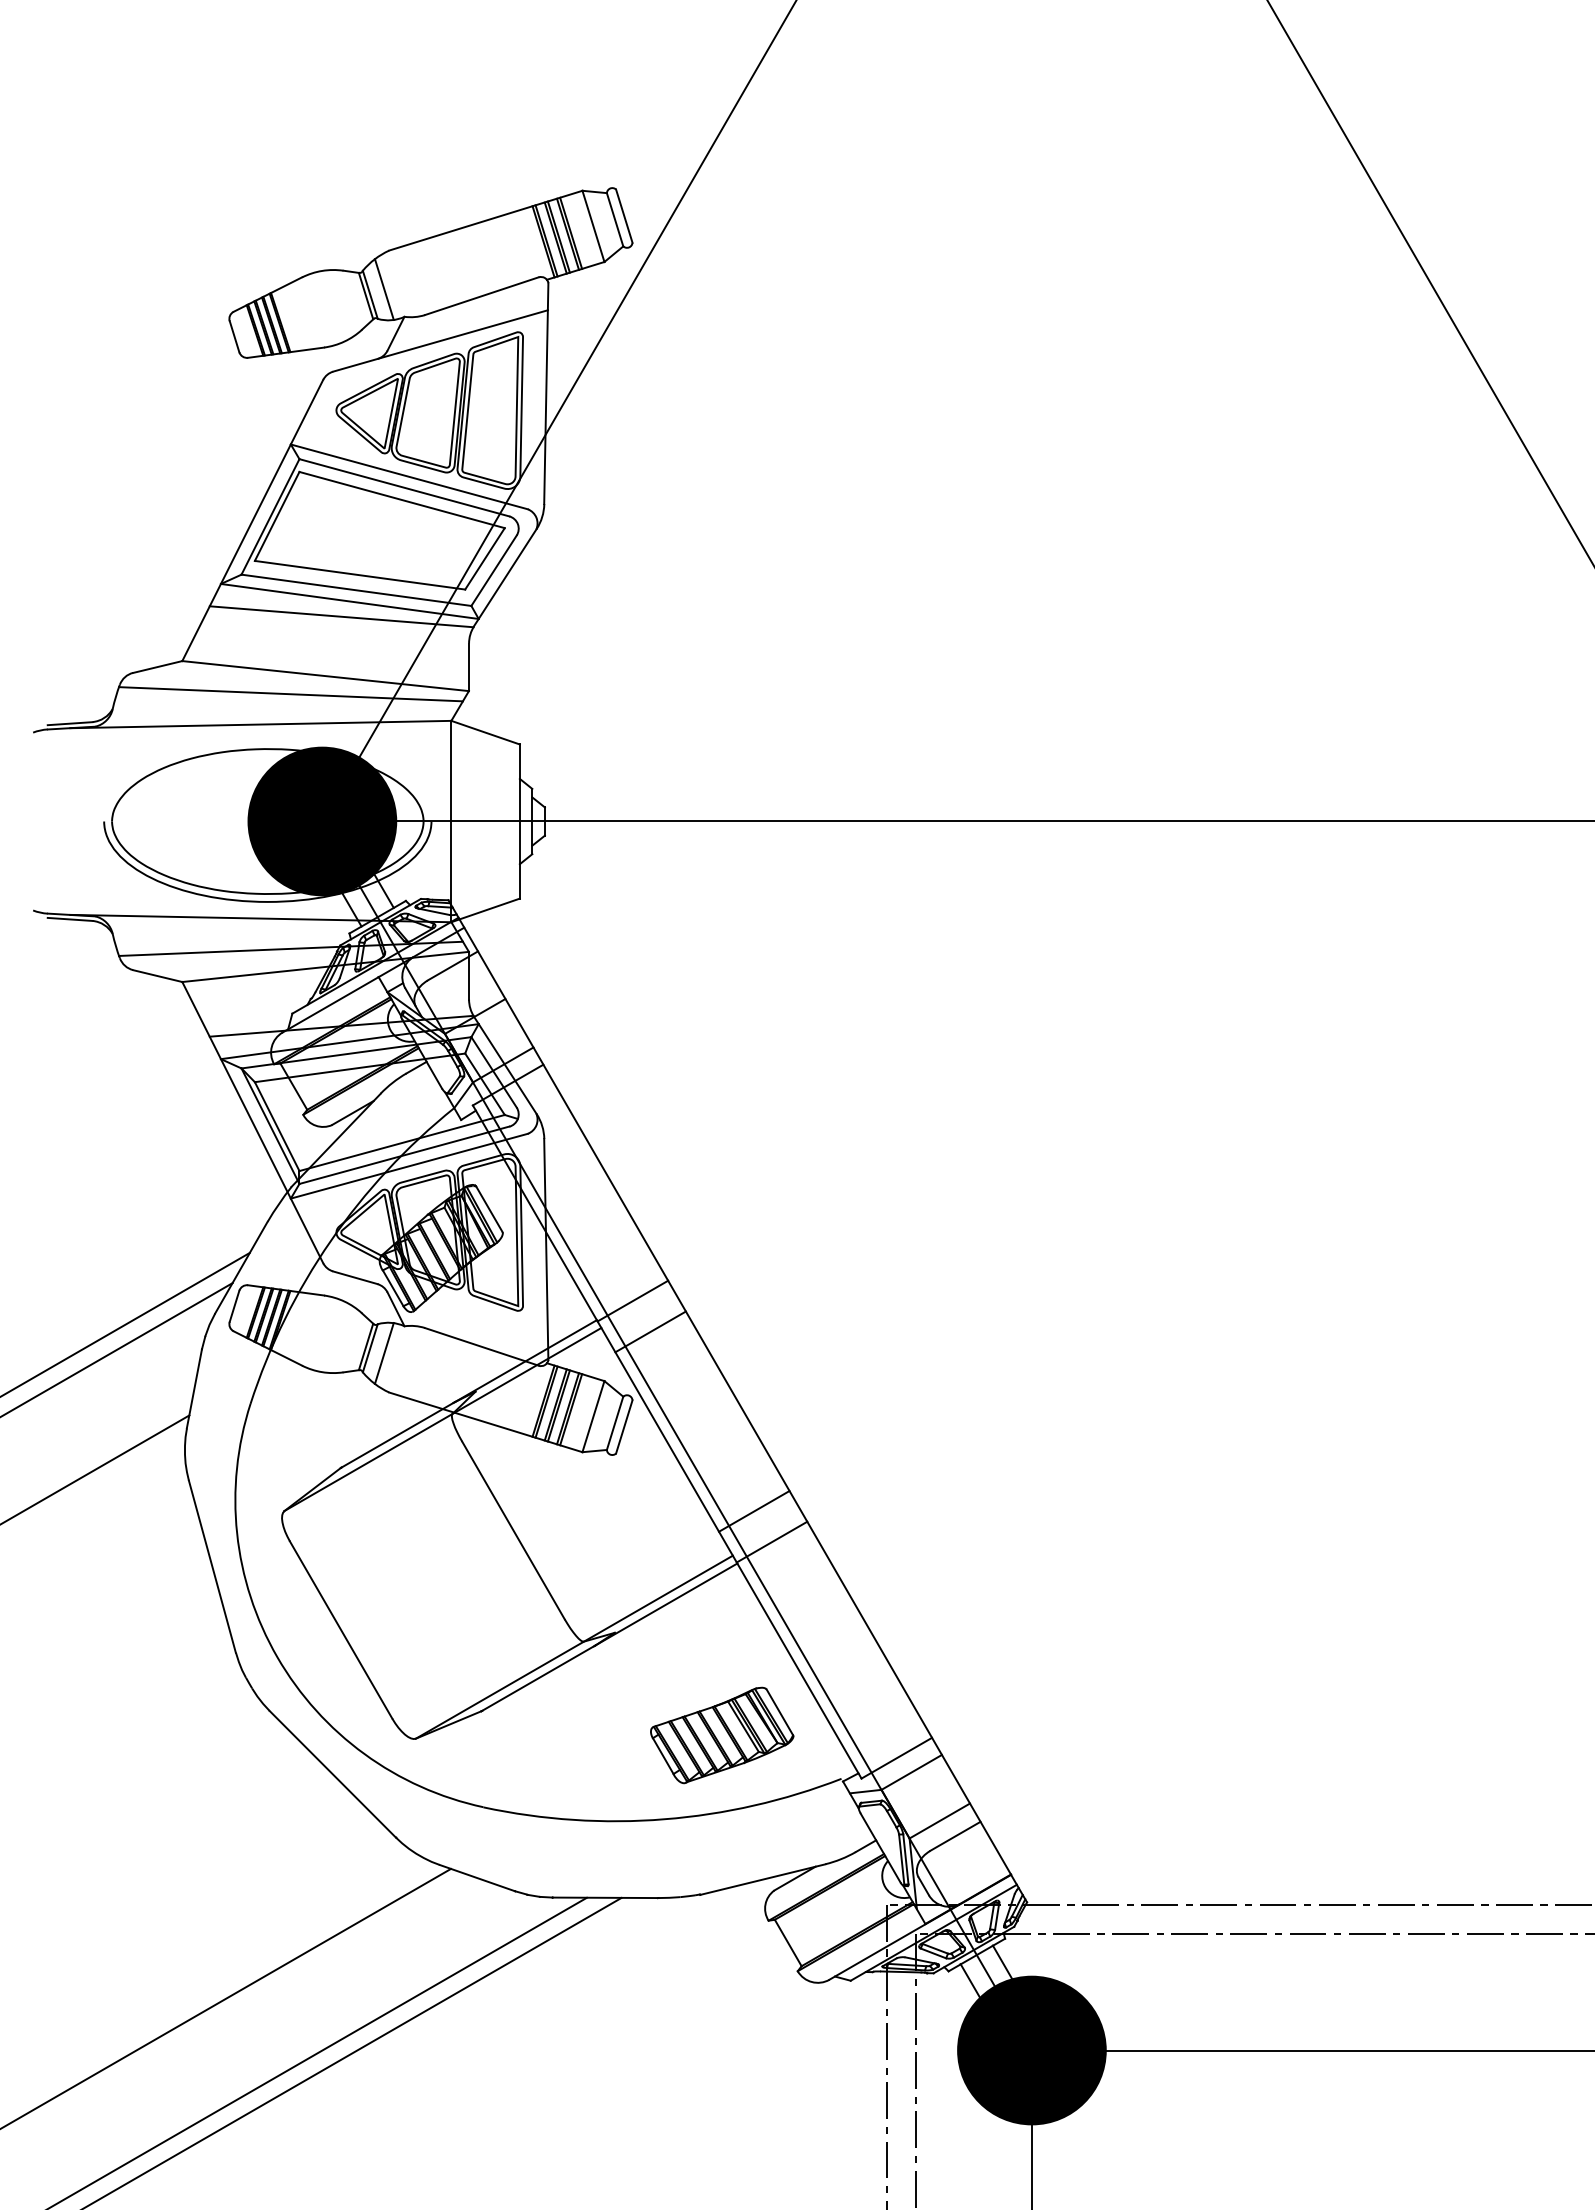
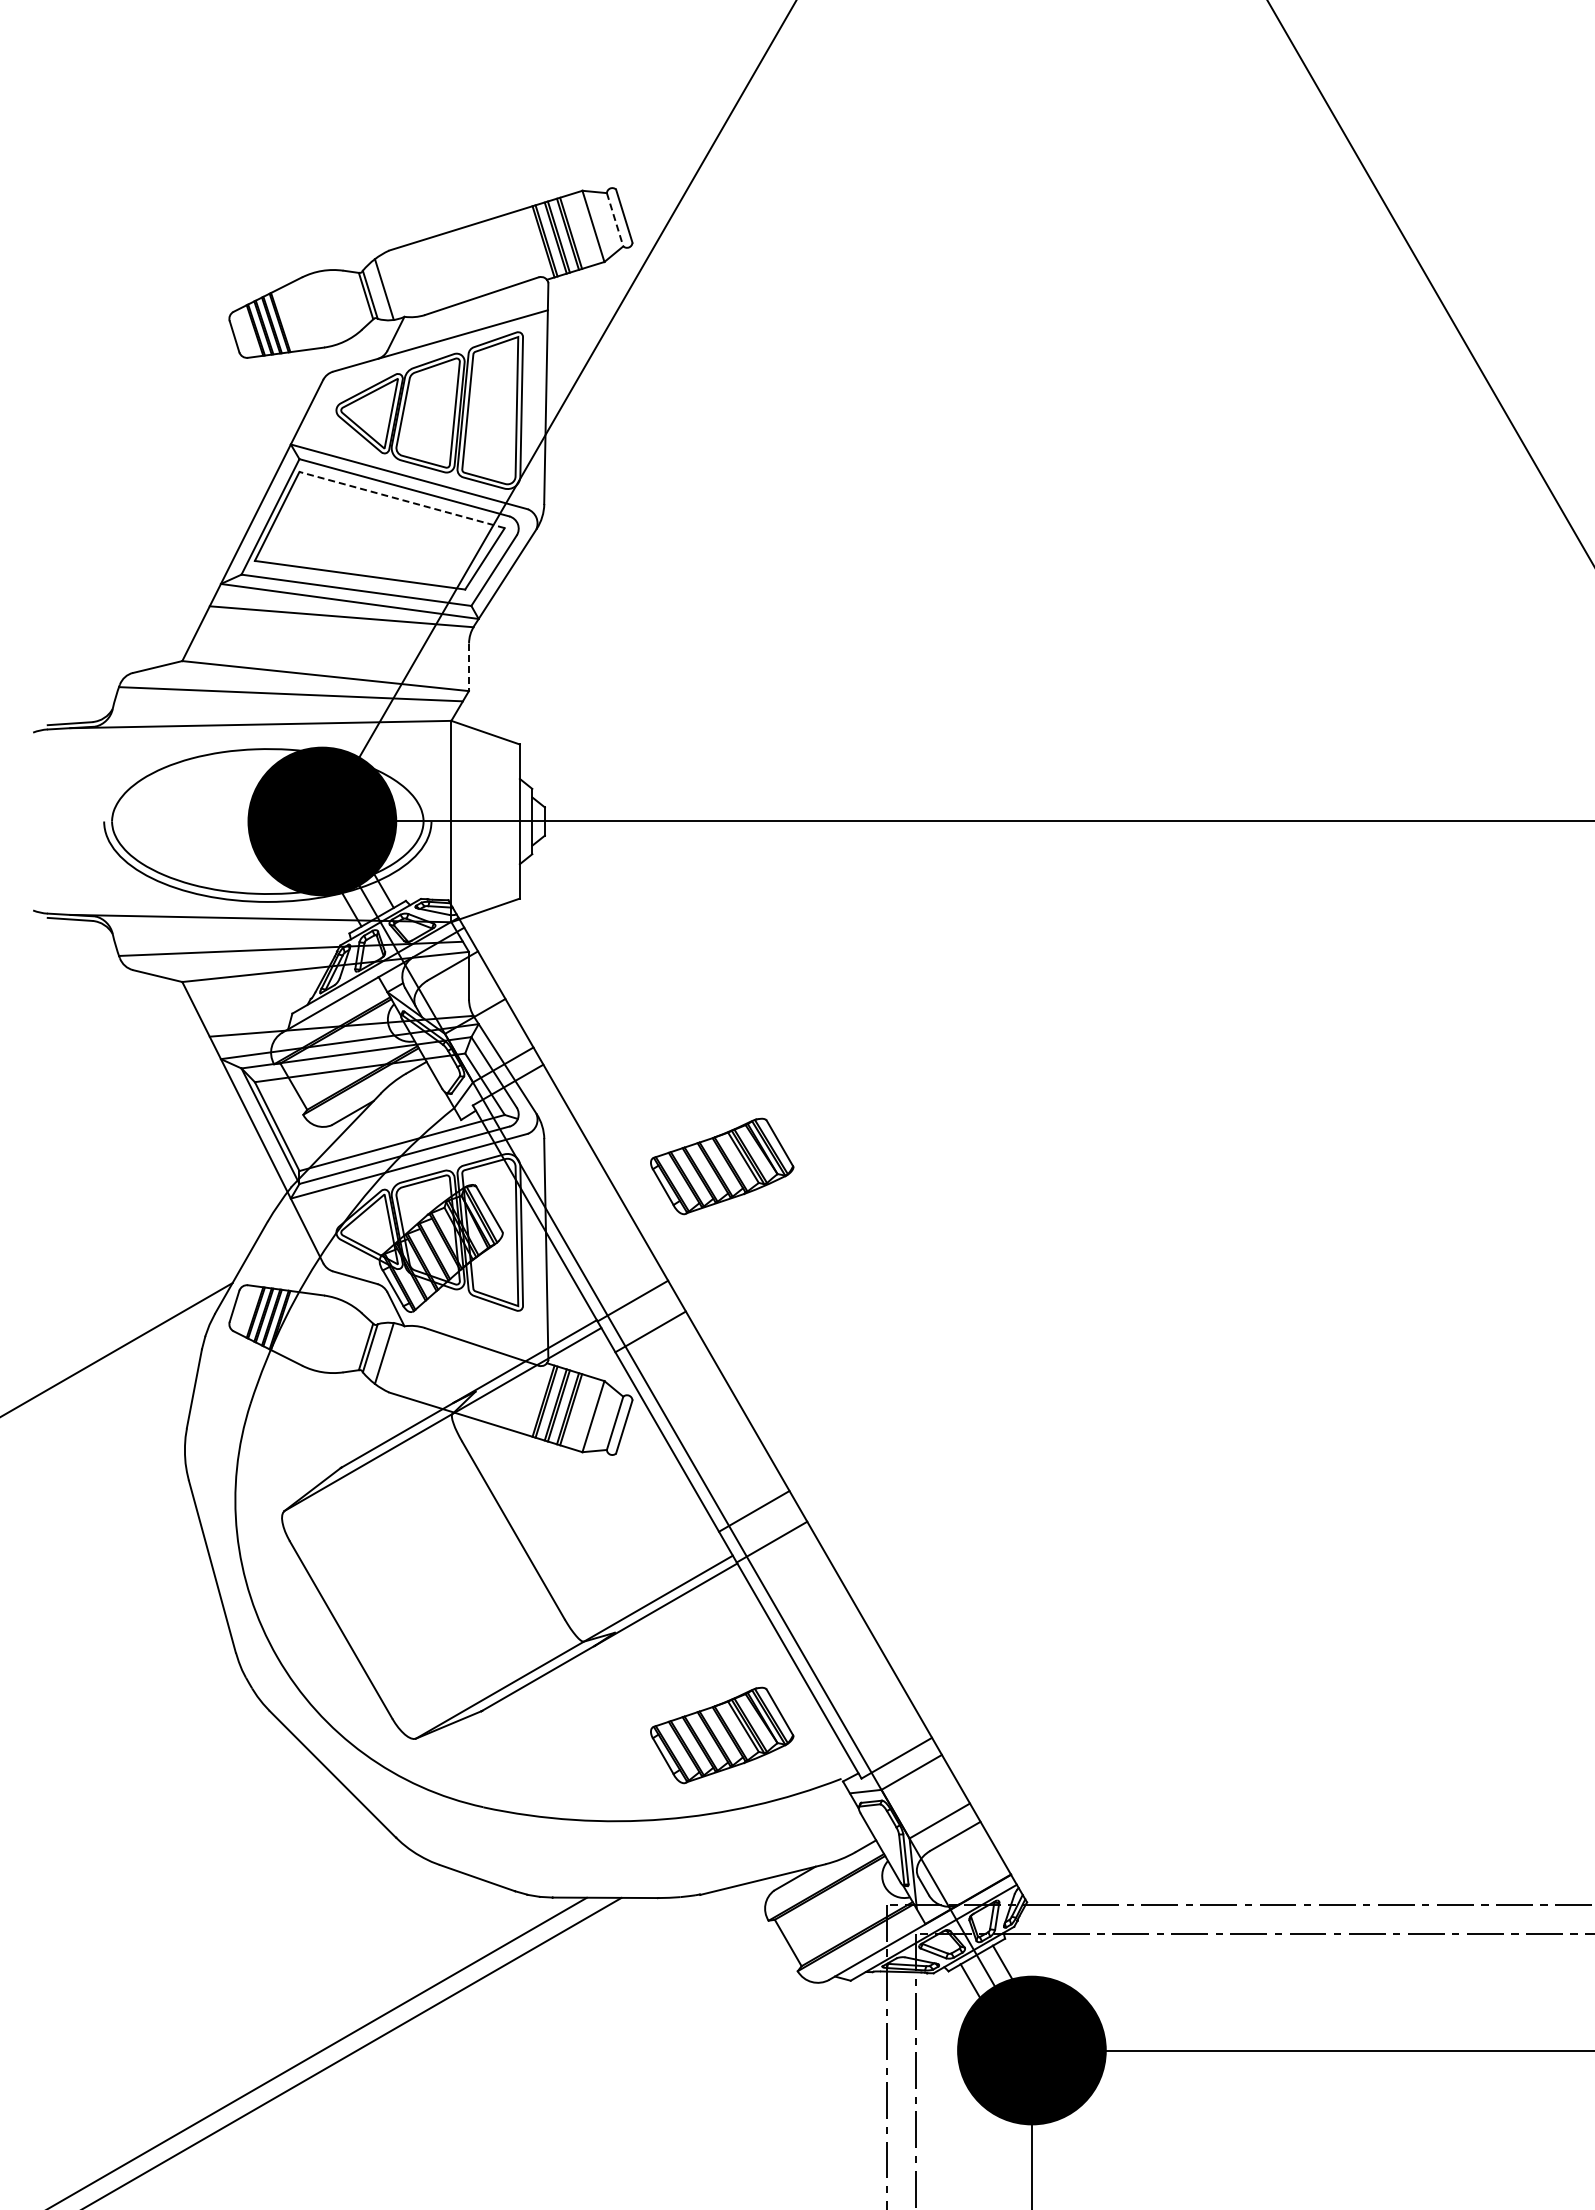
line: solid -> dashed (615, 219)
line: solid -> dashed (401, 499)
line: solid -> dashed (468, 667)
part: none -> present (722, 1166)
line: present -> none (125, 1323)
line: present -> none (95, 1469)
line: present -> none (226, 1997)
